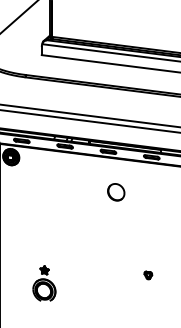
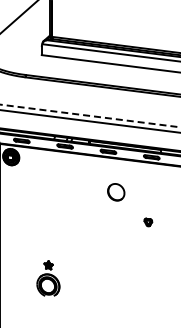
line: solid -> dashed (91, 116)
part position: (148, 275) -> (148, 222) (148, 222)
part position: (44, 283) -> (48, 278) (48, 278)
